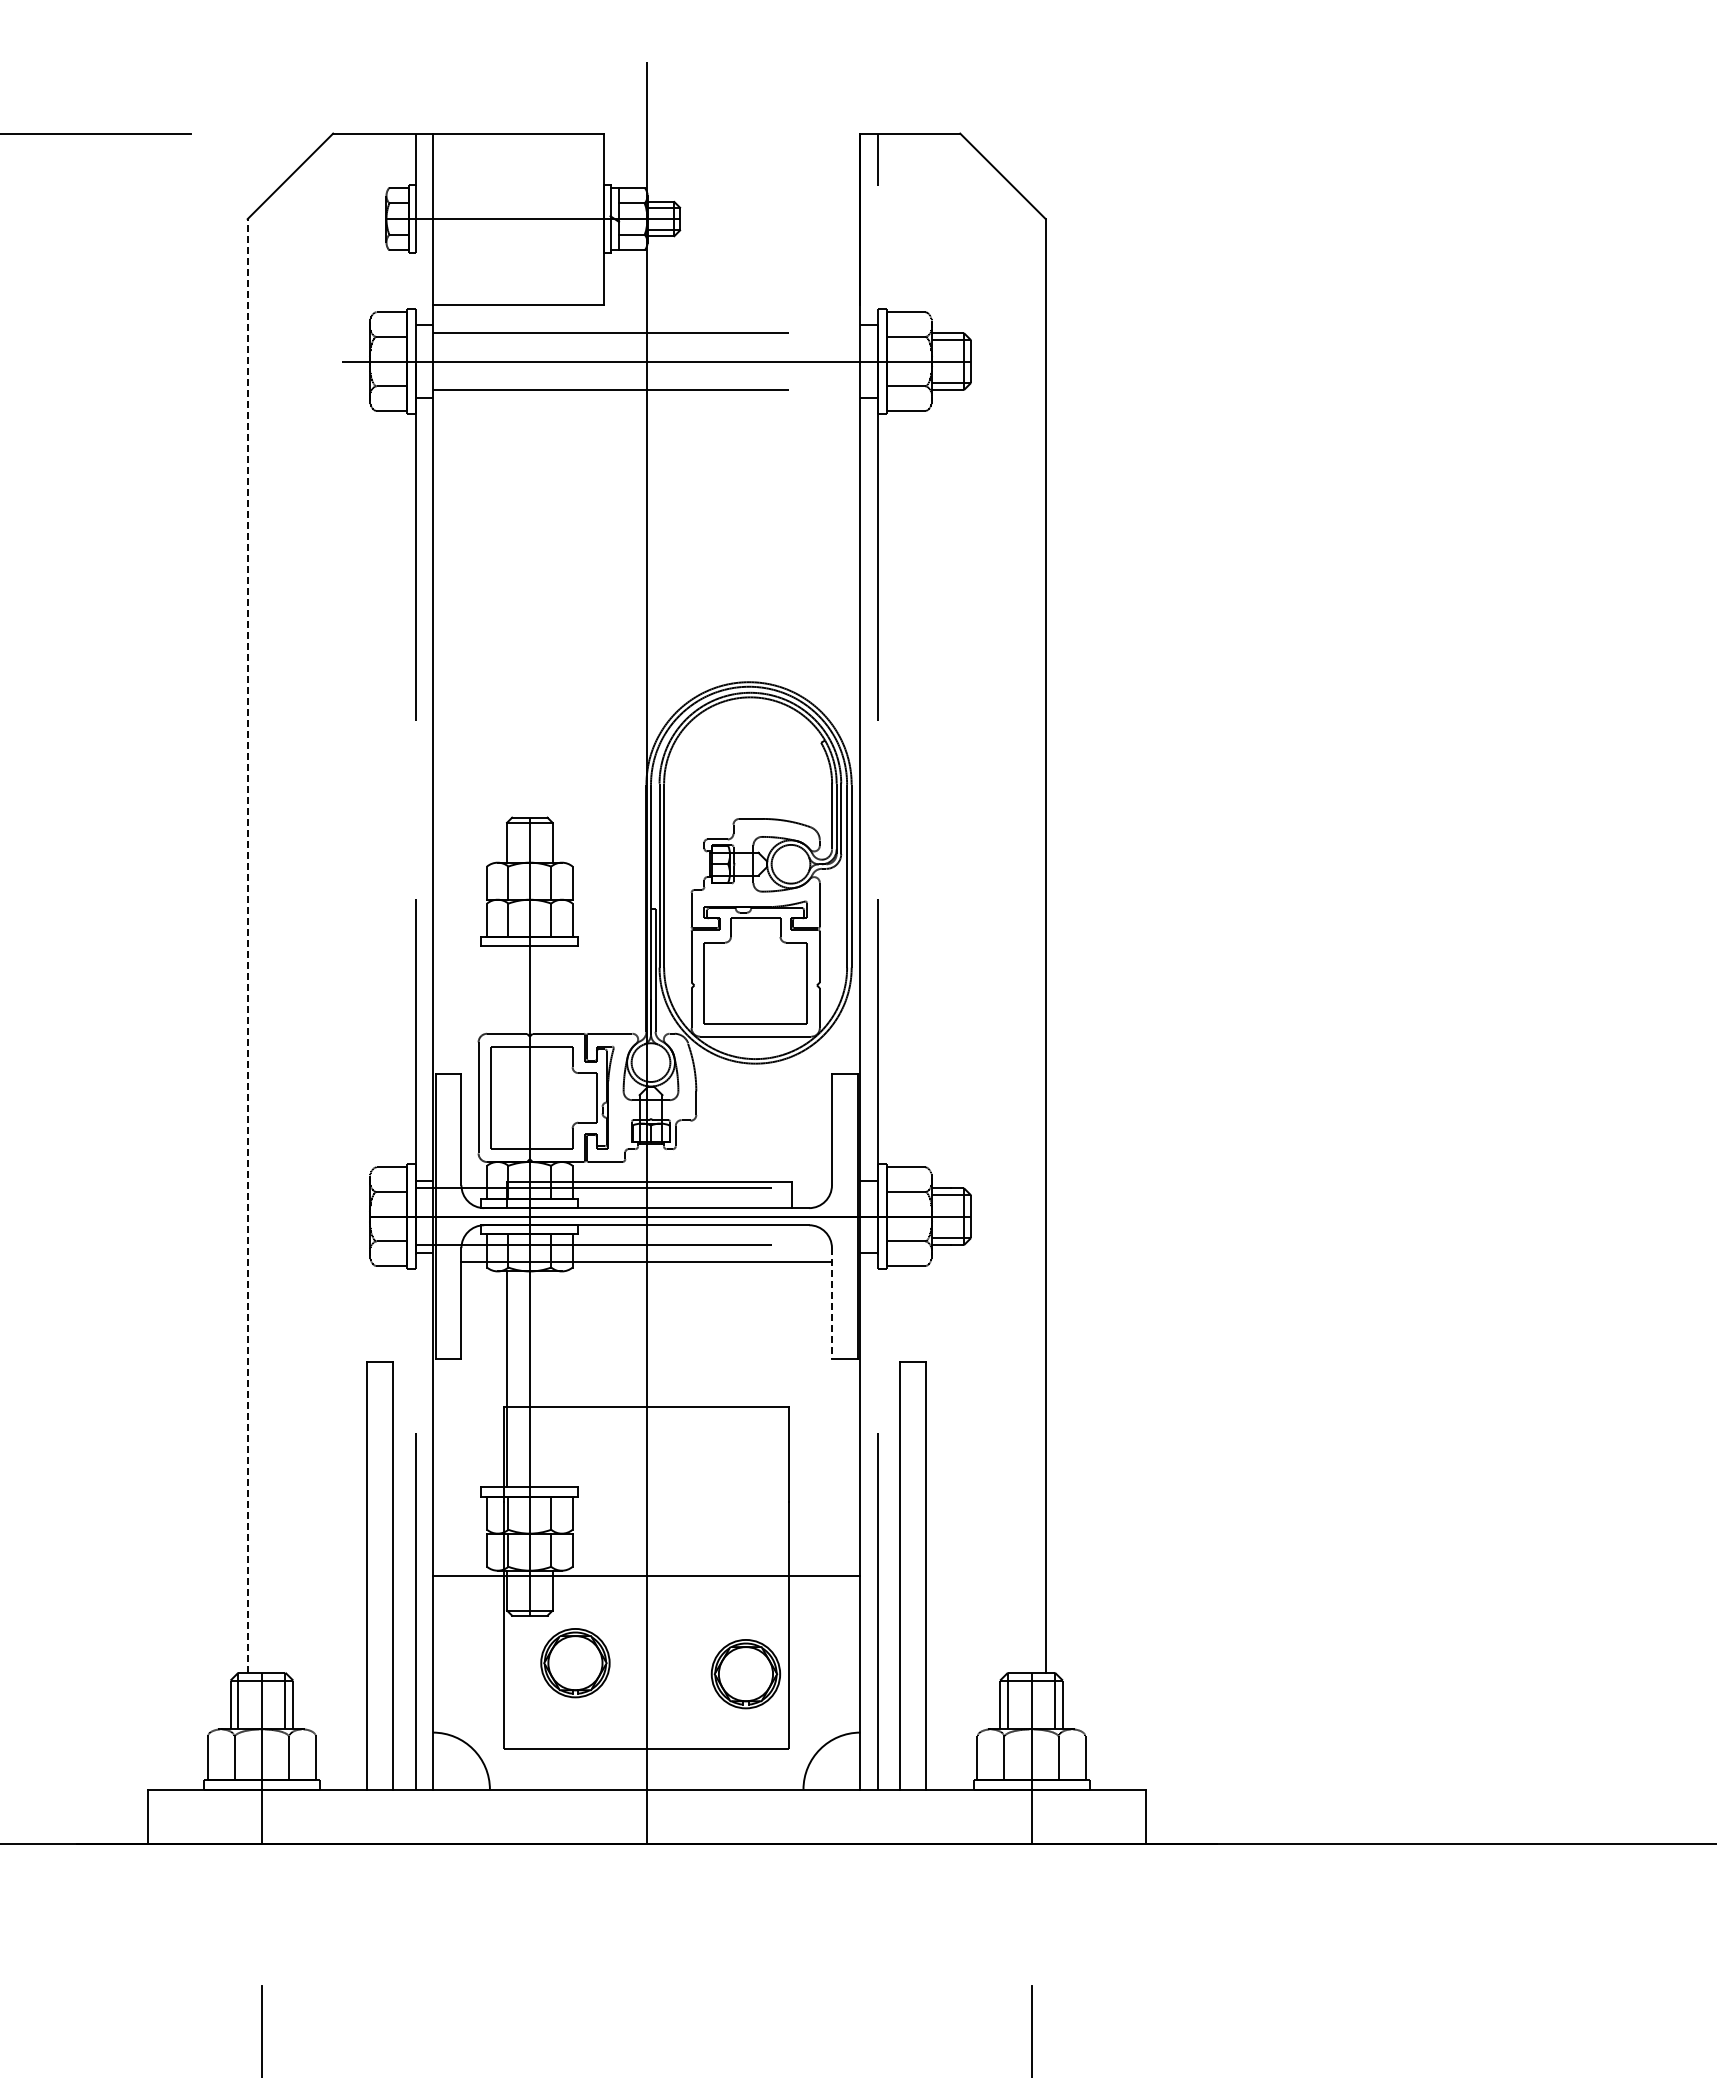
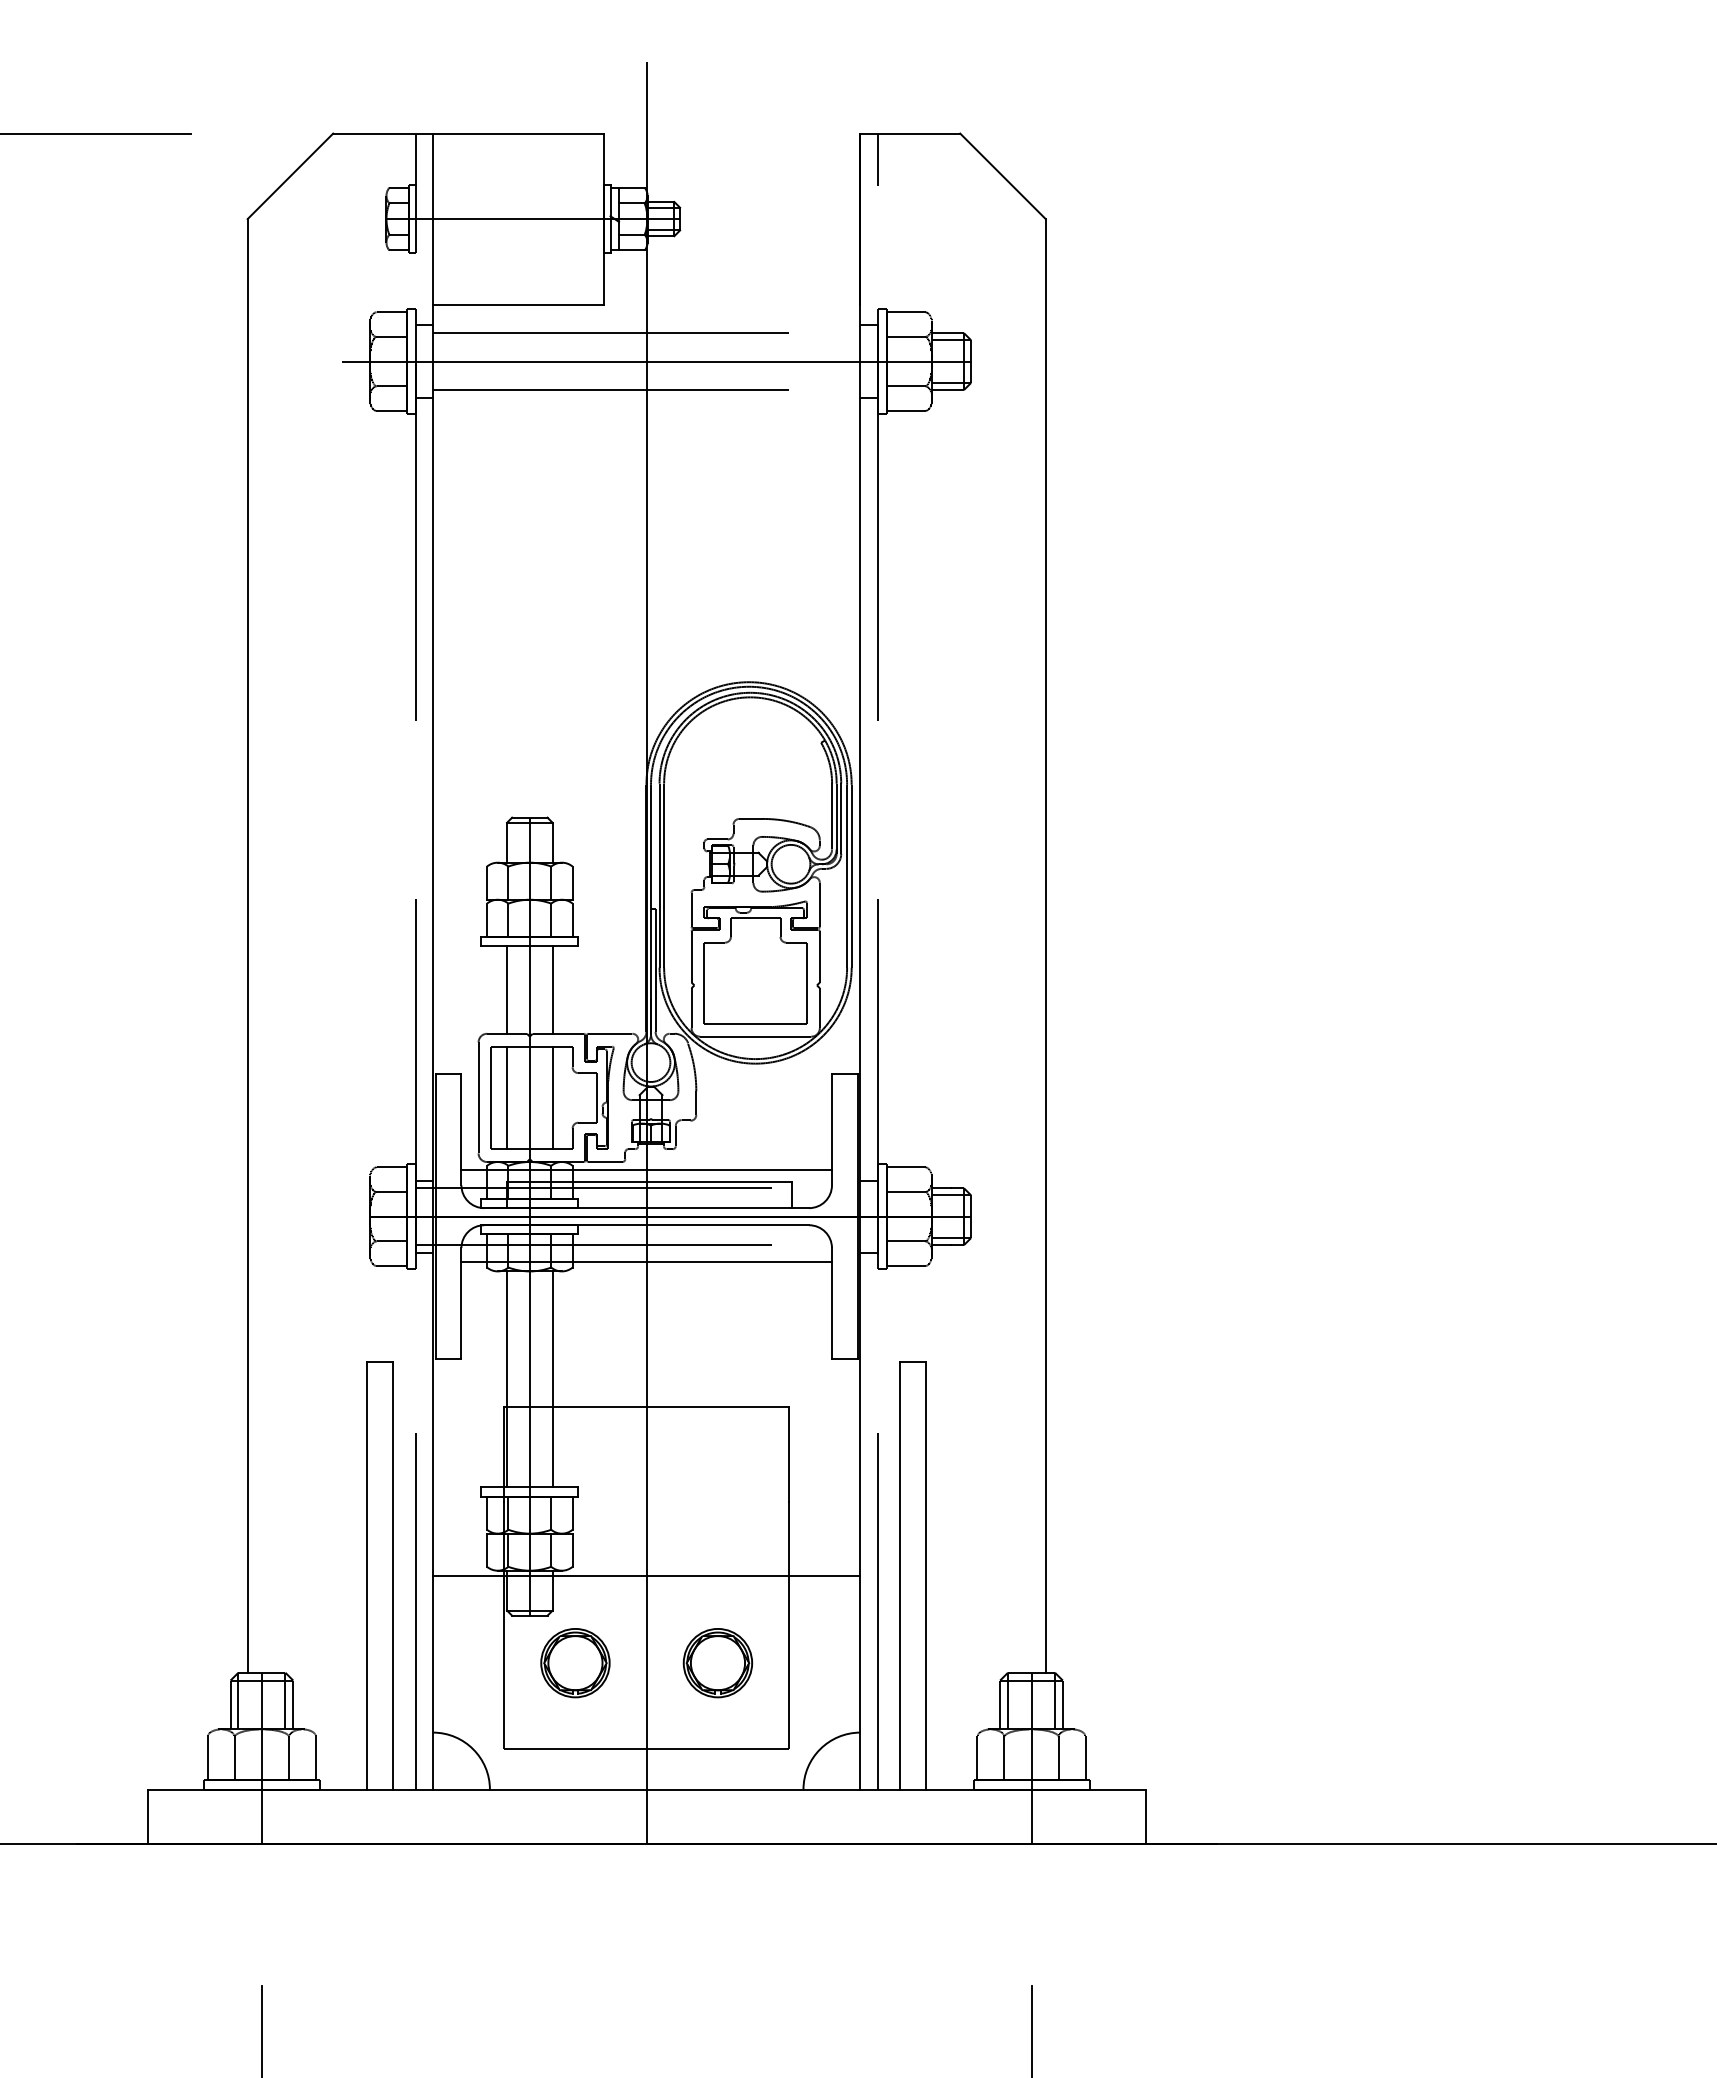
line: dashed -> solid (247, 945)
line: none -> present (507, 989)
line: none -> present (552, 989)
line: none -> present (507, 1097)
line: none -> present (552, 1097)
line: none -> present (646, 1169)
line: dashed -> solid (831, 1303)
line: none -> present (552, 1378)
part position: (745, 1674) -> (717, 1663) (717, 1663)
